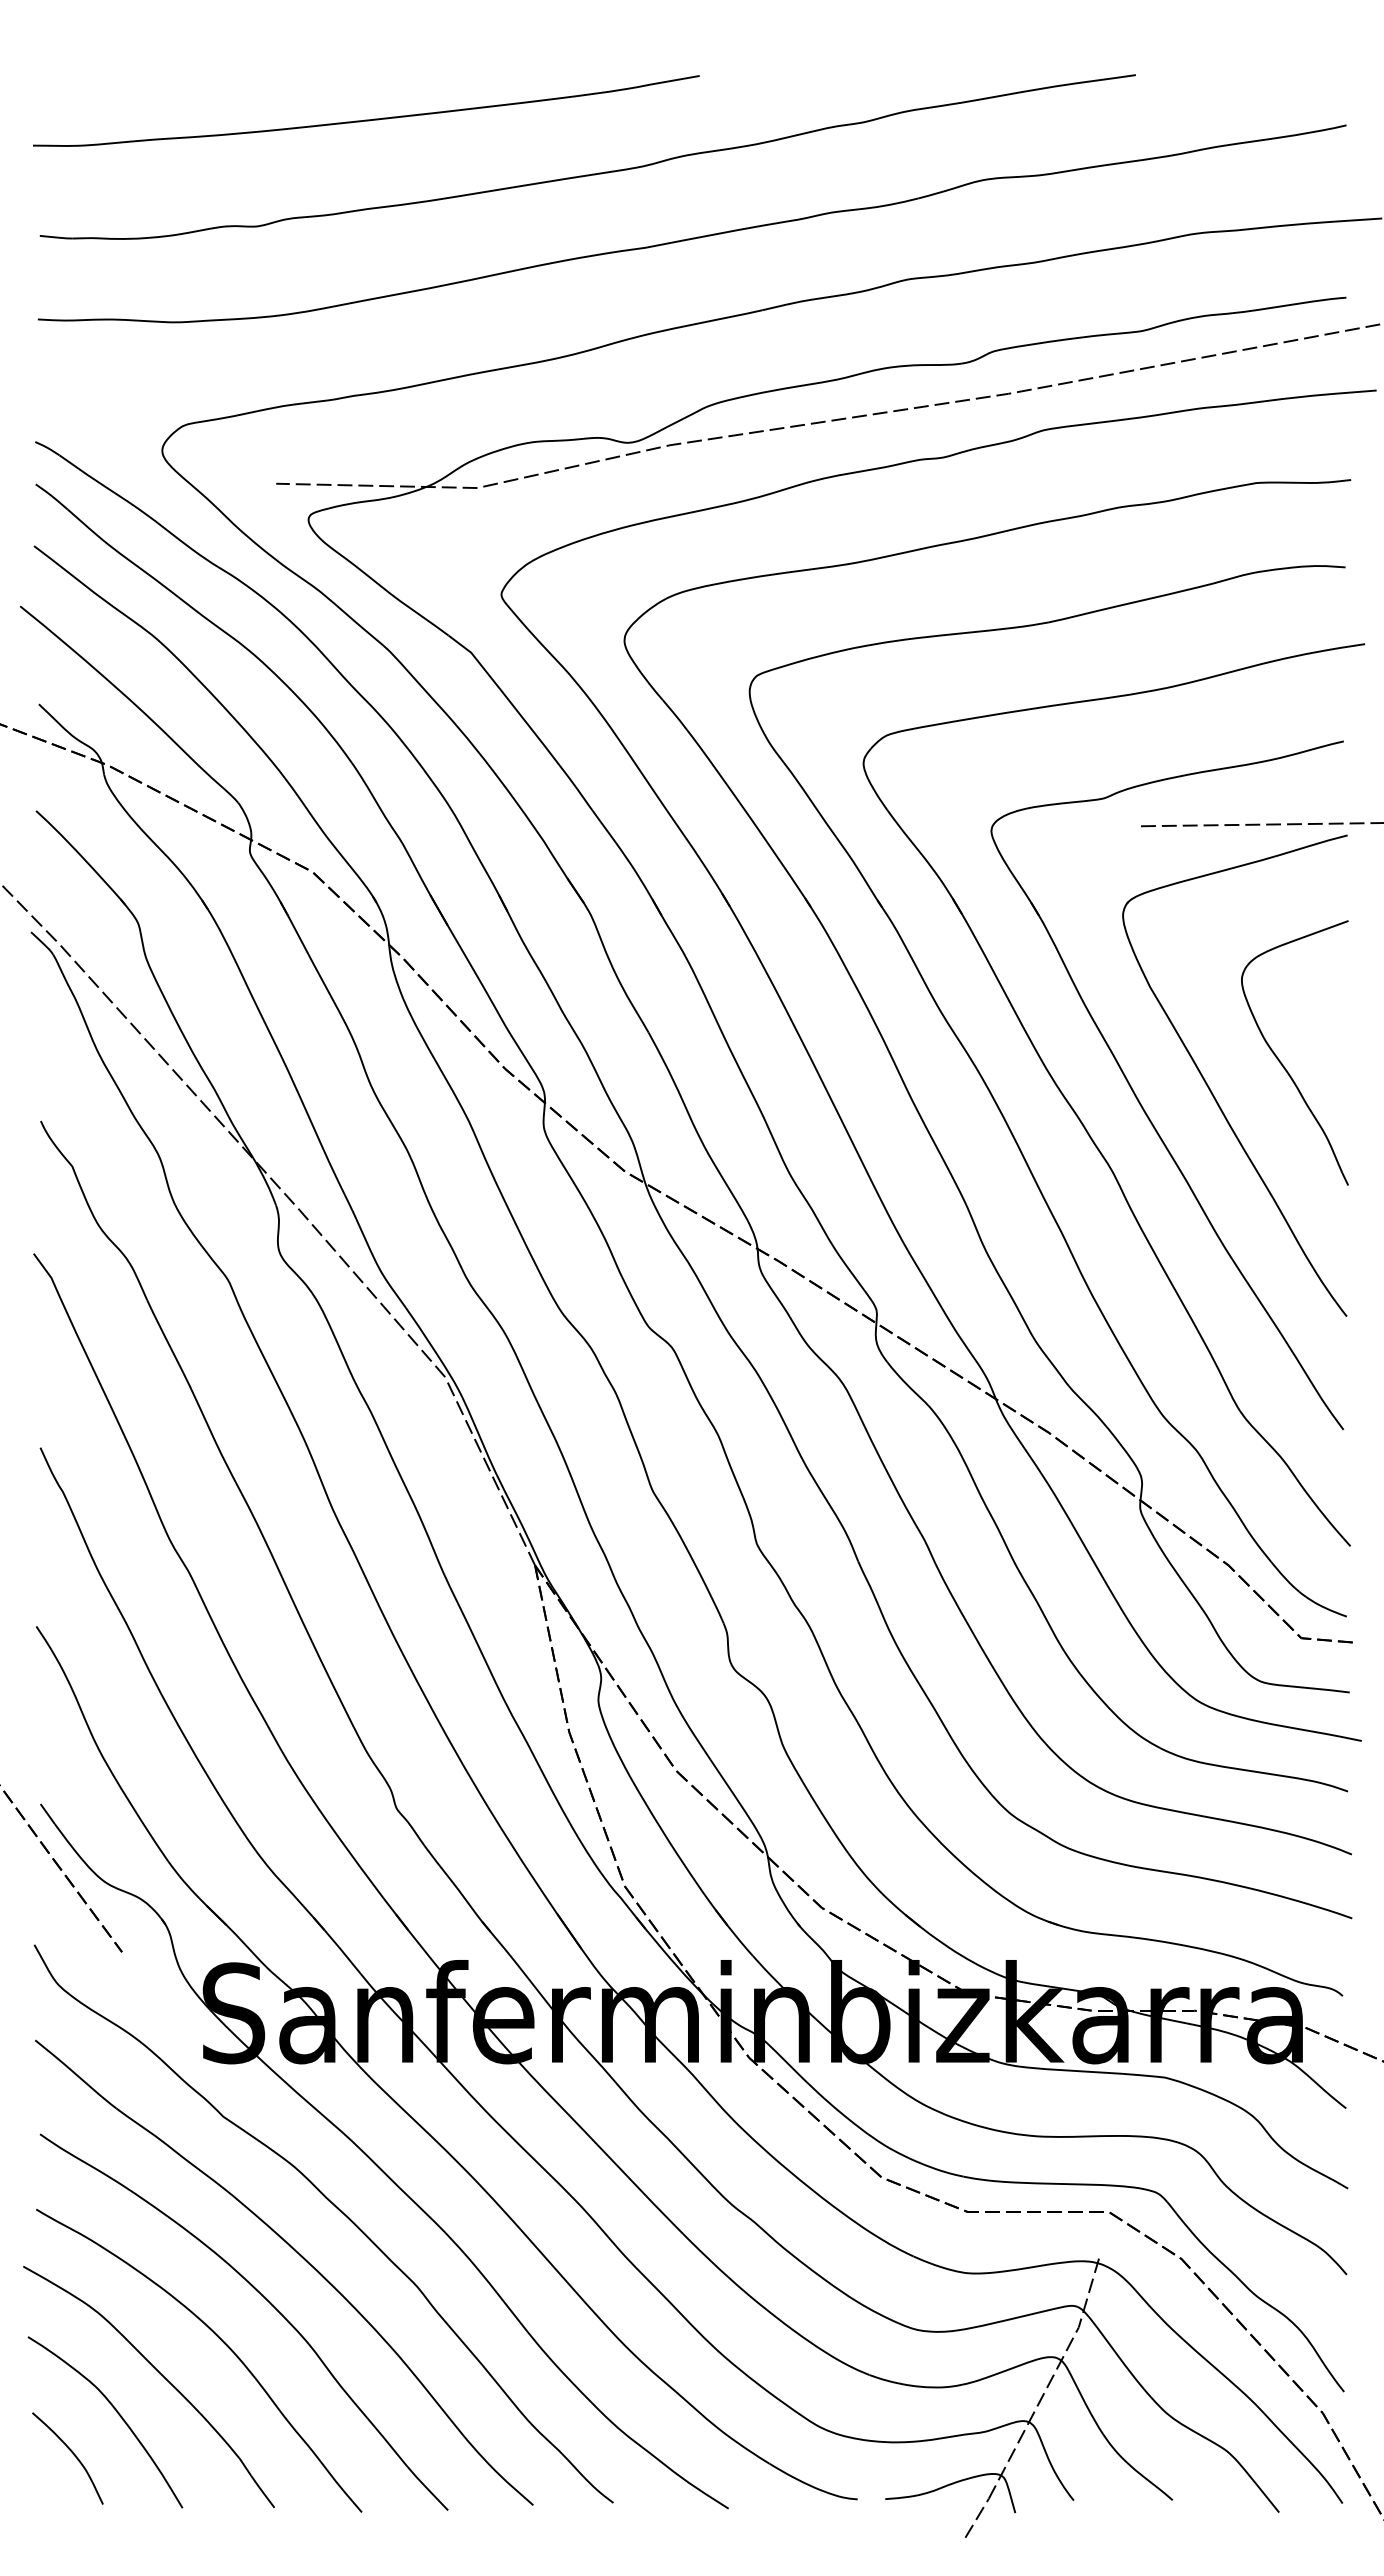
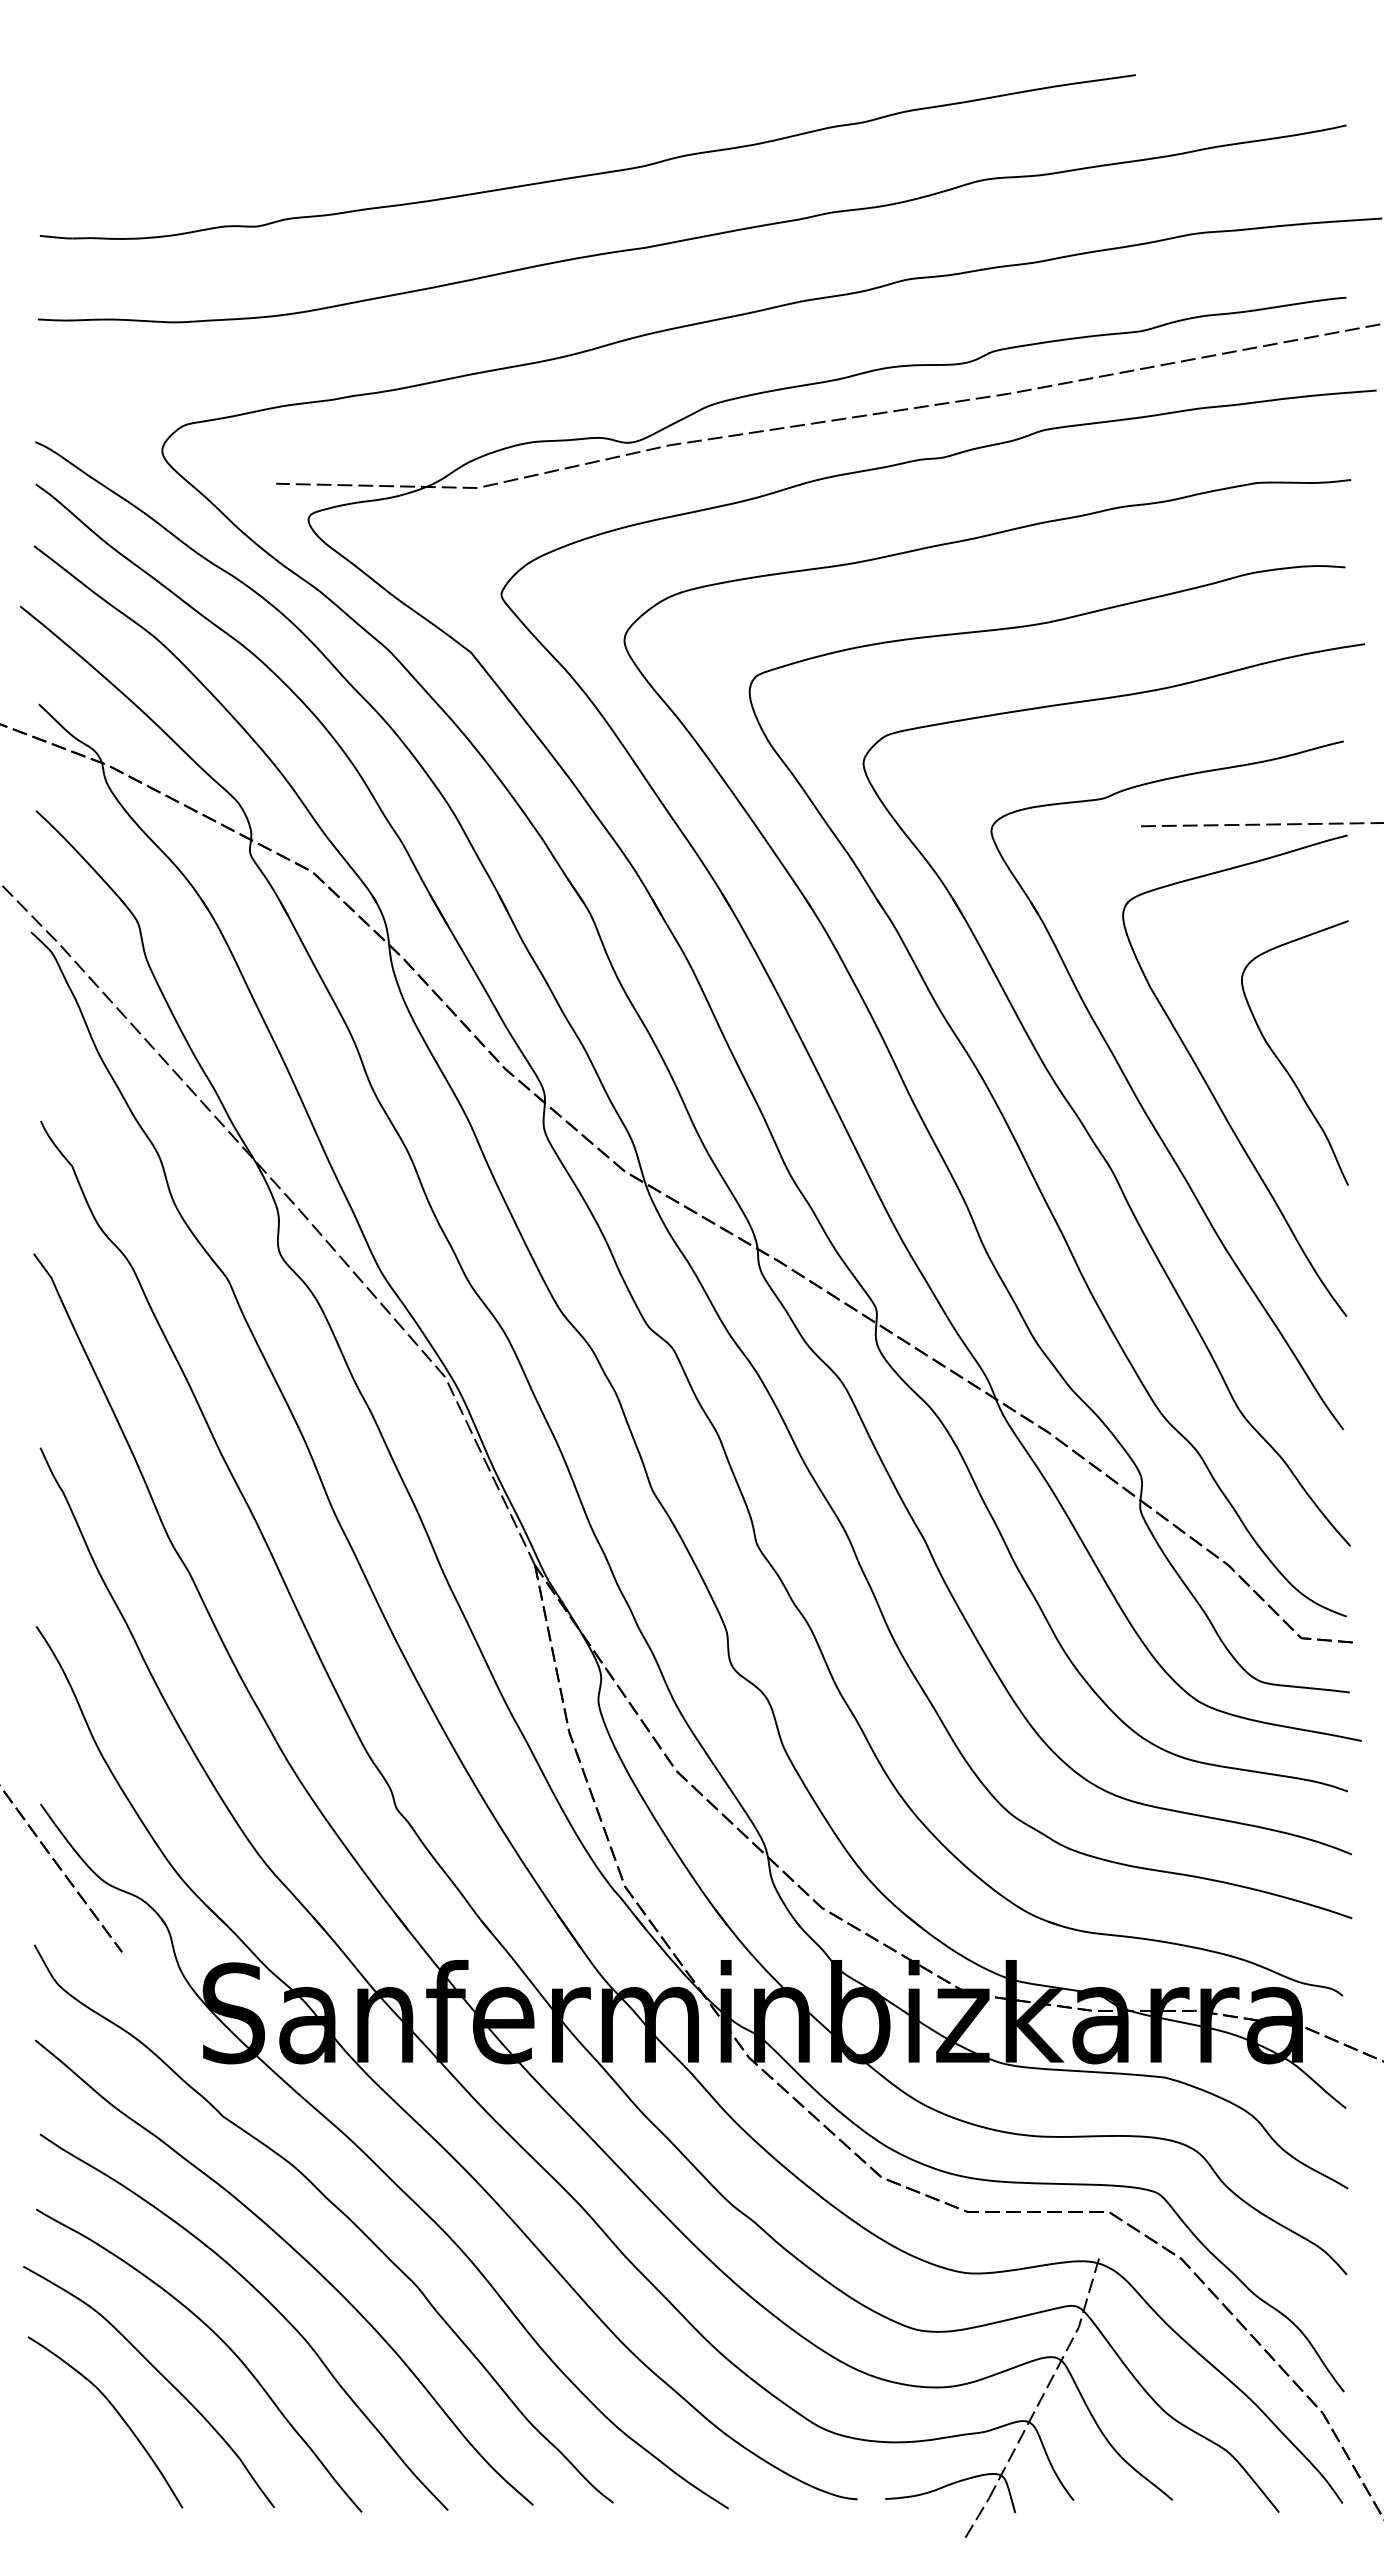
curve: present -> none (366, 119)
curve: present -> none (73, 2455)
